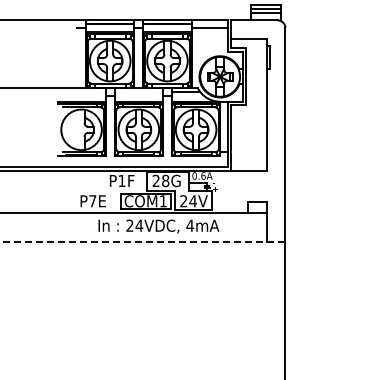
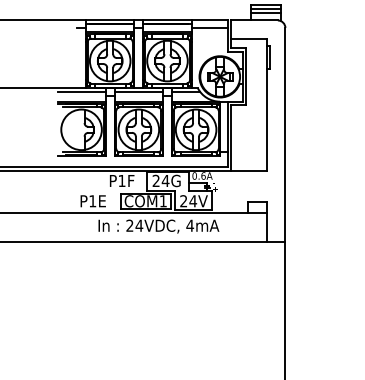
line: none -> present (81, 91)
line: none -> present (138, 91)
text: 28G -> 24G (165, 180)
text: P7E -> P1E (92, 201)
line: dashed -> solid (142, 242)
